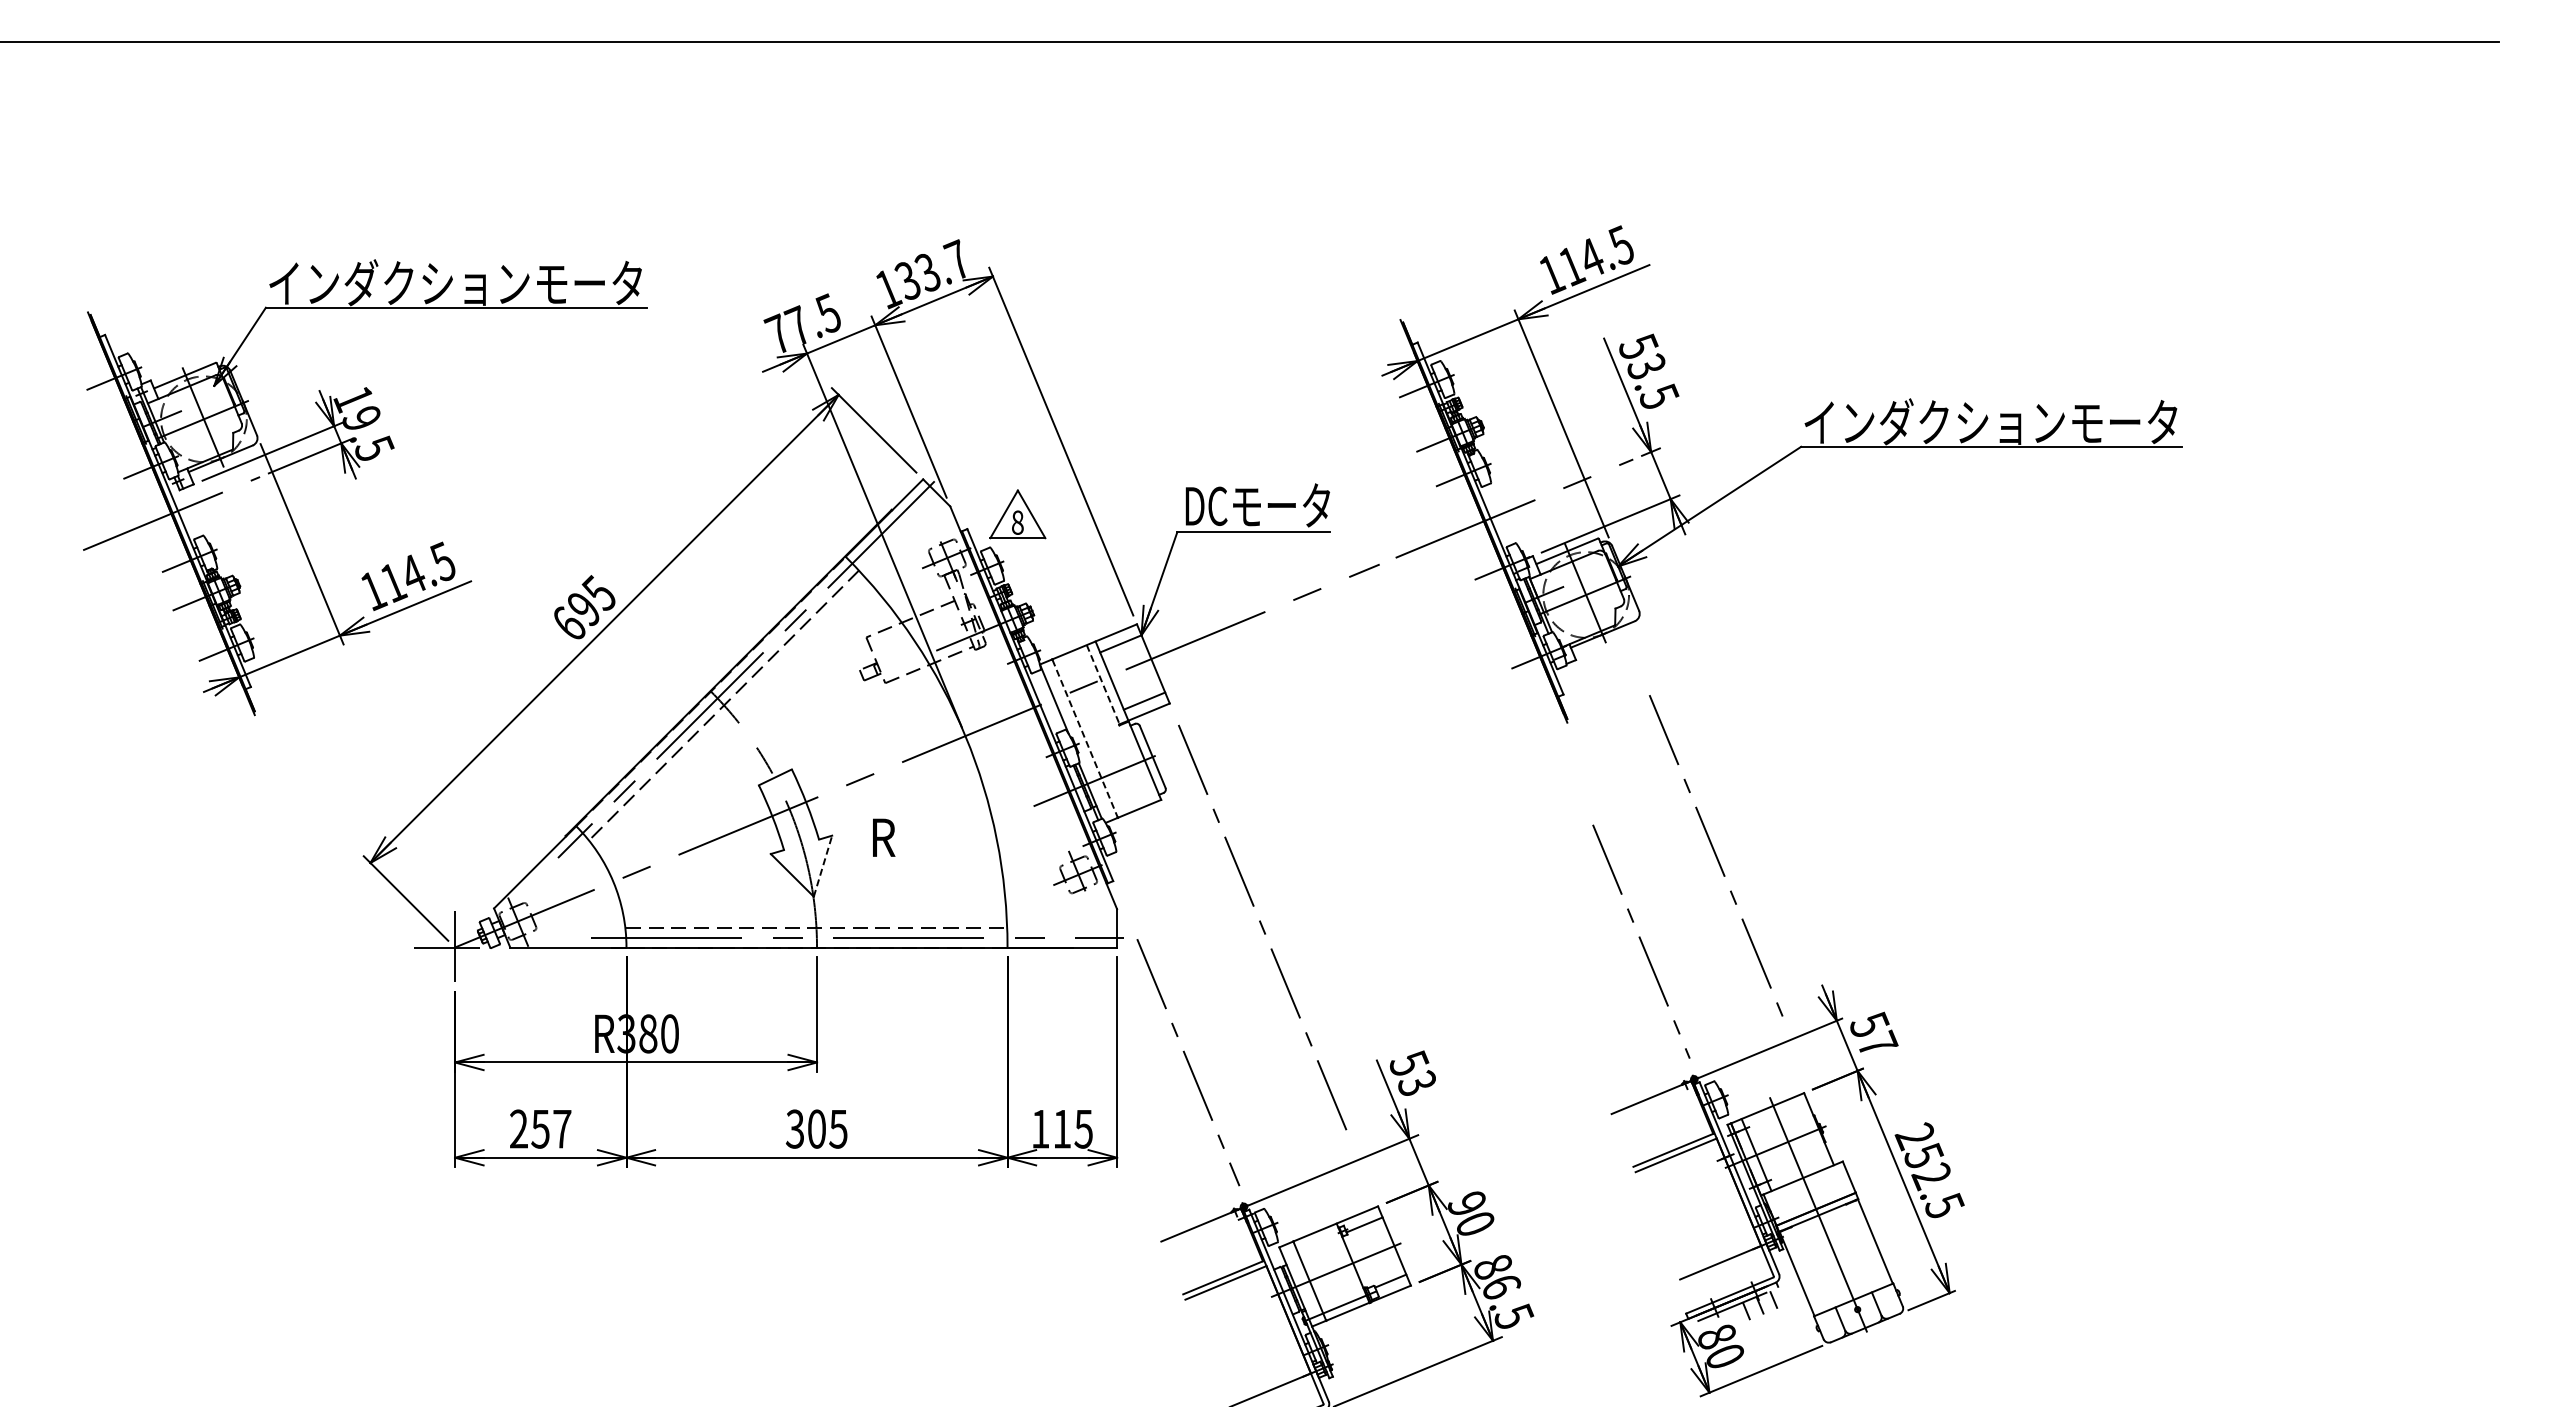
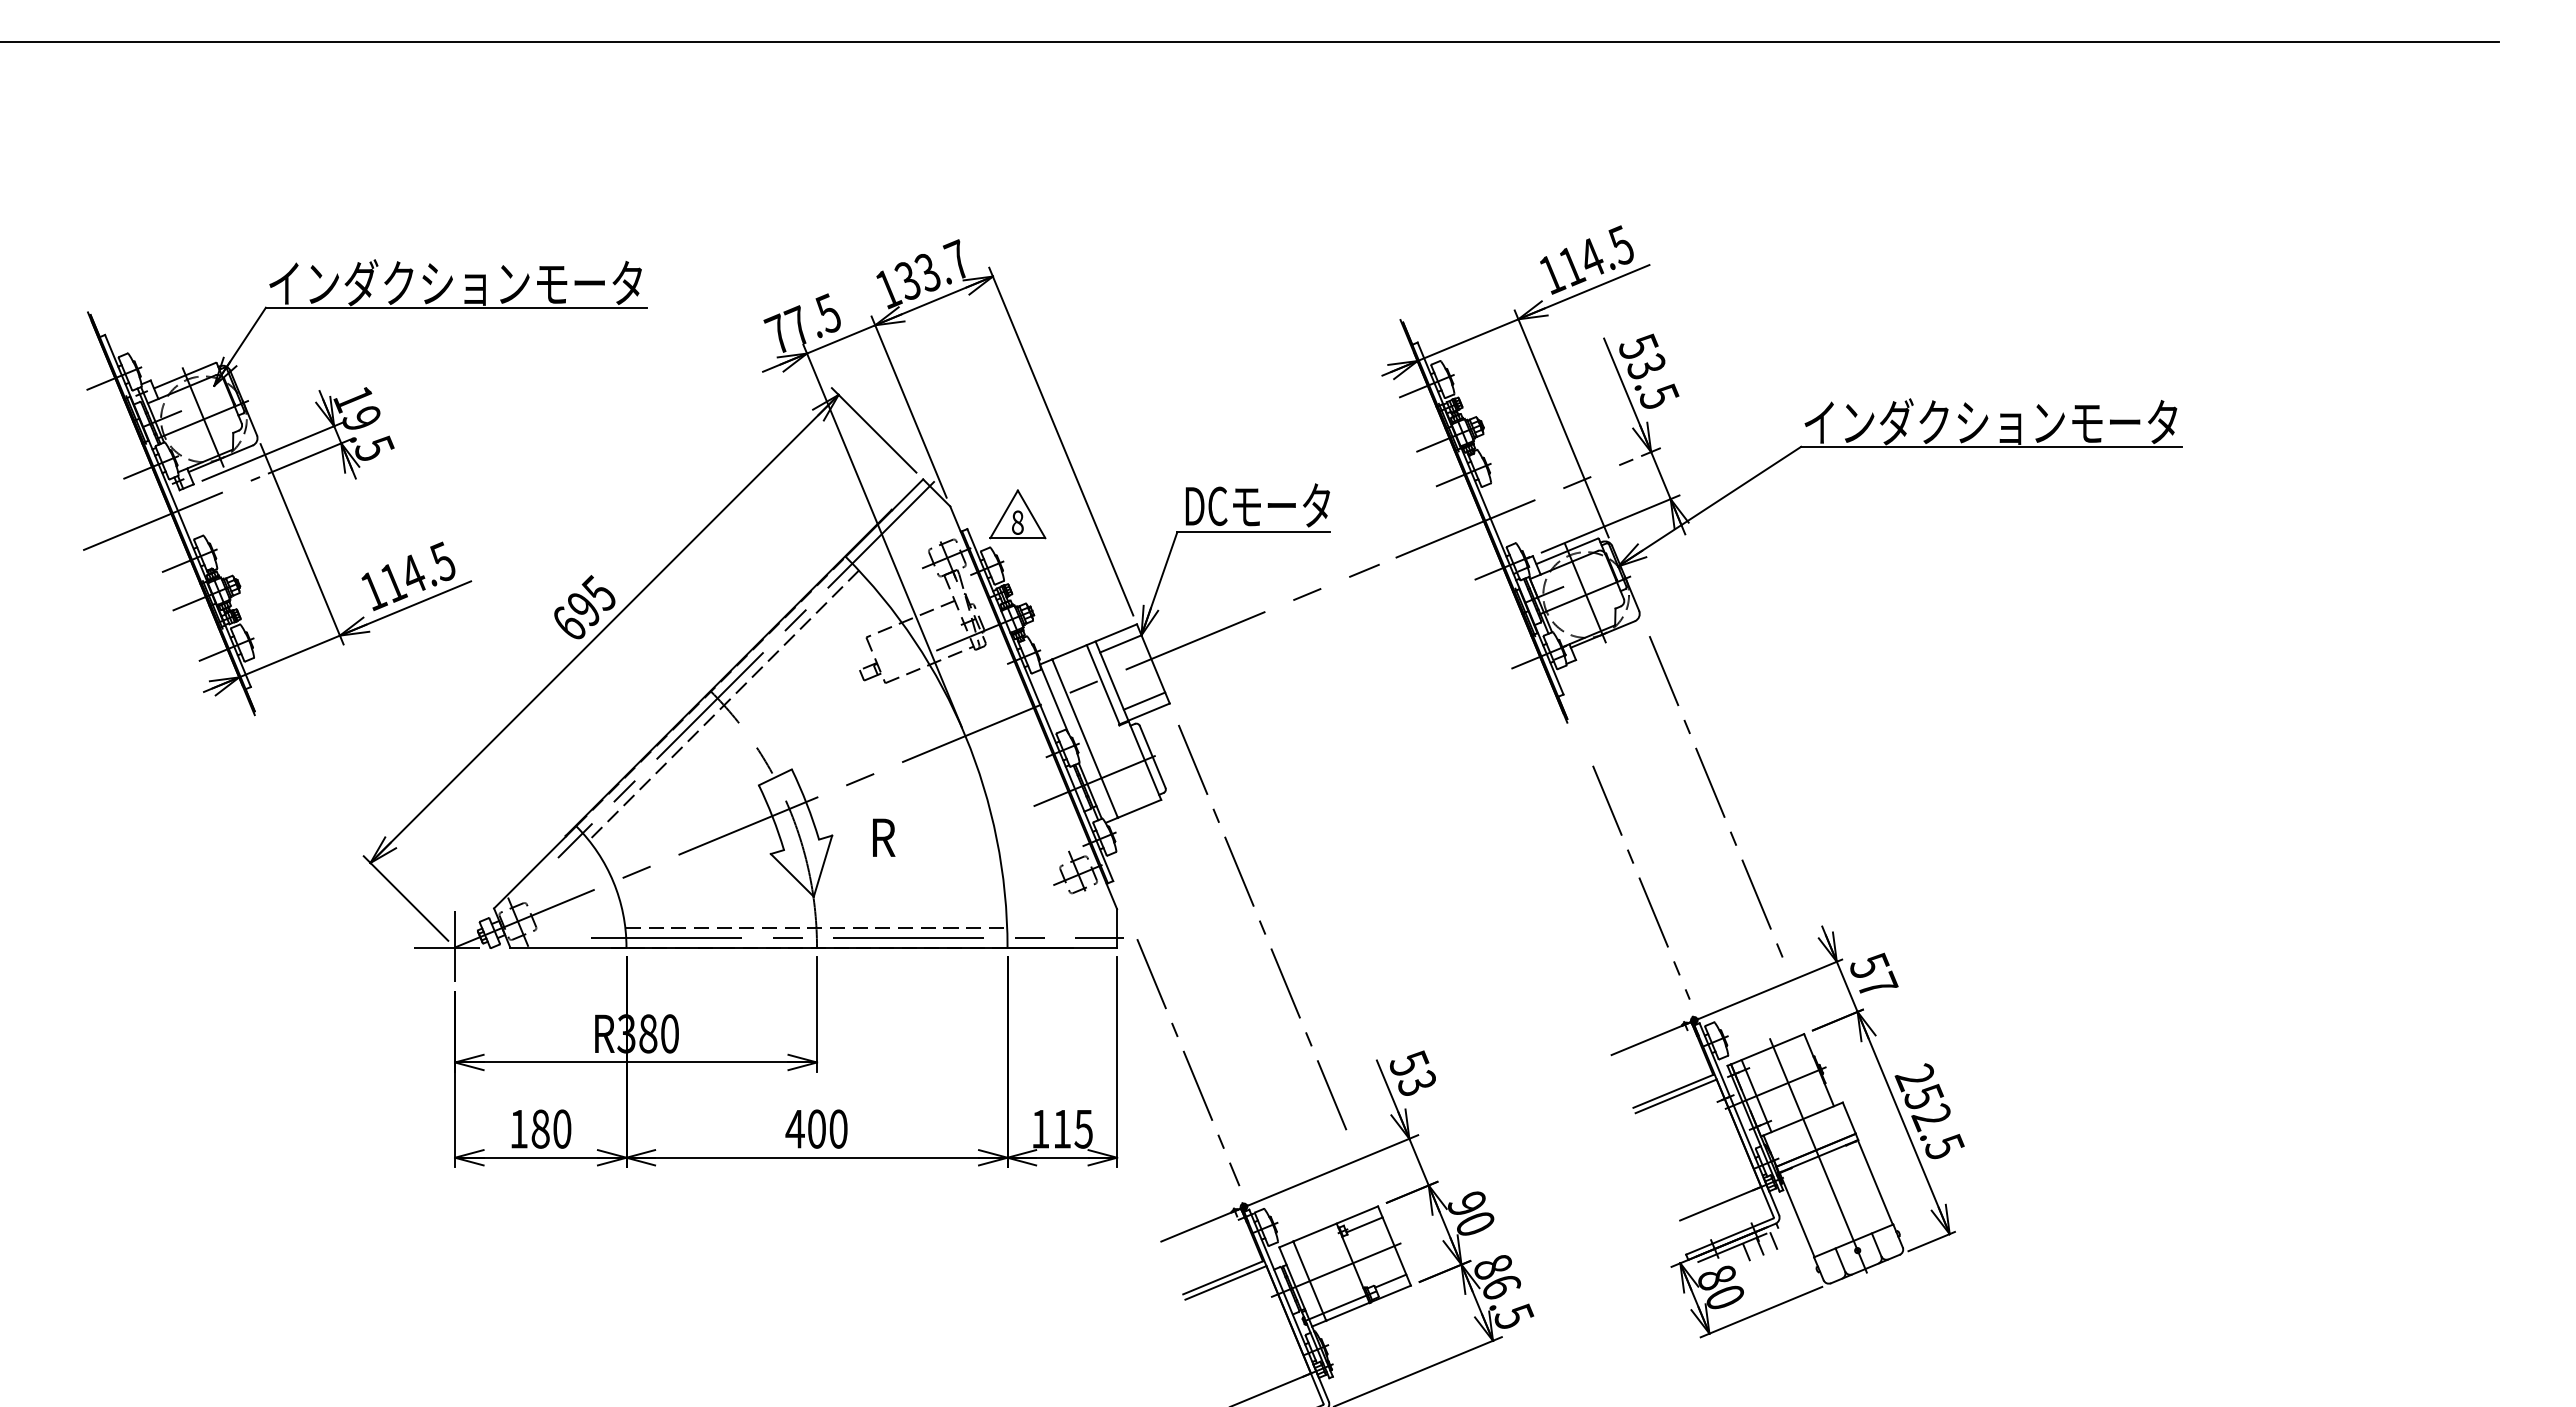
line: dashed -> solid (1103, 684)
line: dashed -> solid (1085, 739)
line: dashed -> solid (823, 866)
part position: (1778, 1046) -> (1778, 987) (1778, 987)
text: 257 -> 180 (540, 1128)
text: 305 -> 400 (816, 1128)
